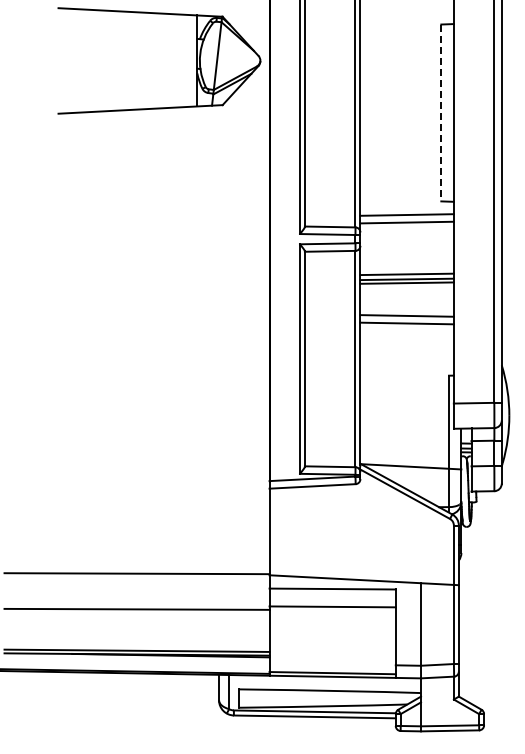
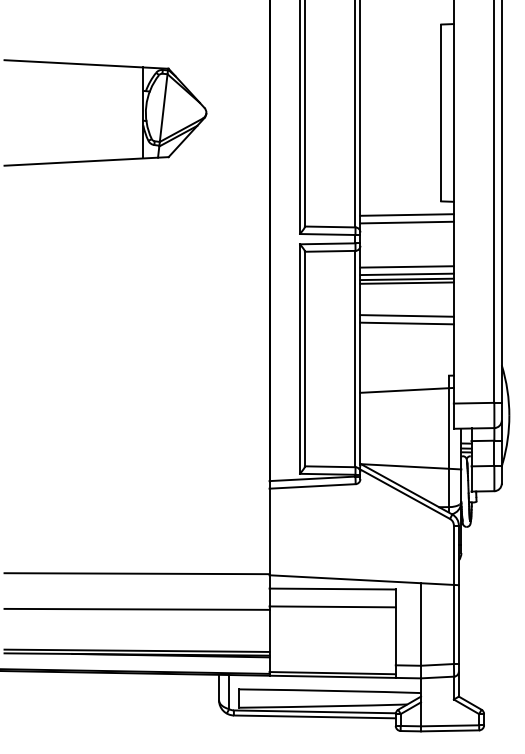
part position: (196, 60) -> (142, 112) (142, 112)
line: dashed -> solid (441, 113)
line: none -> present (406, 266)
line: none -> present (406, 389)
